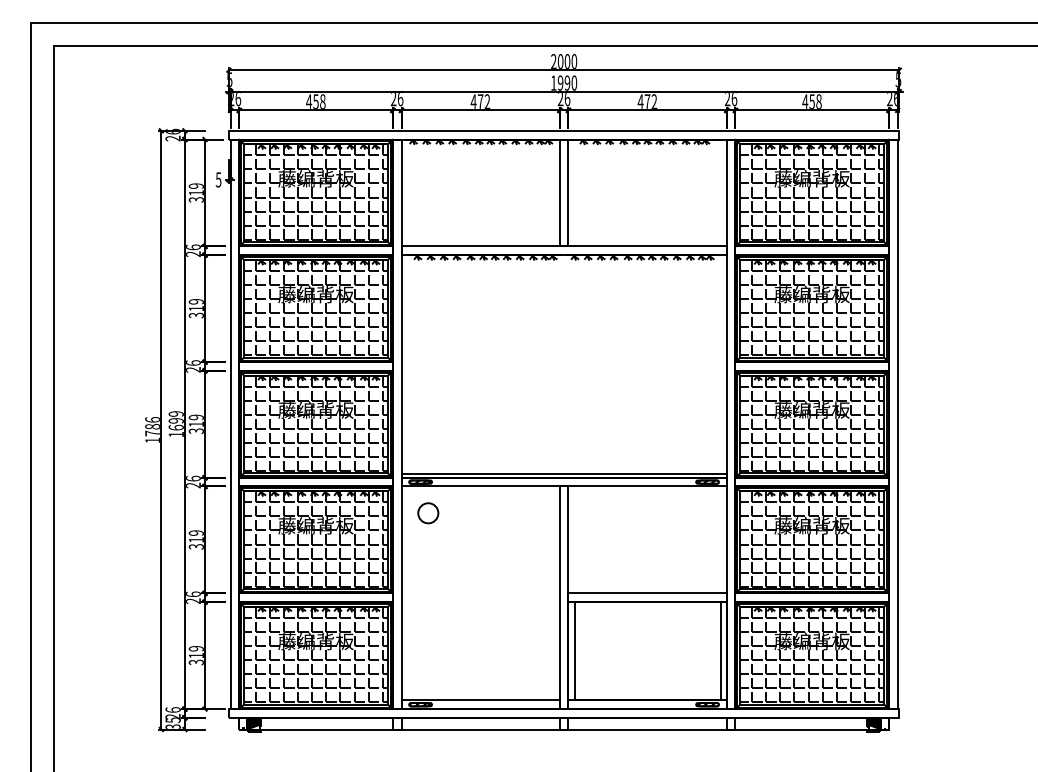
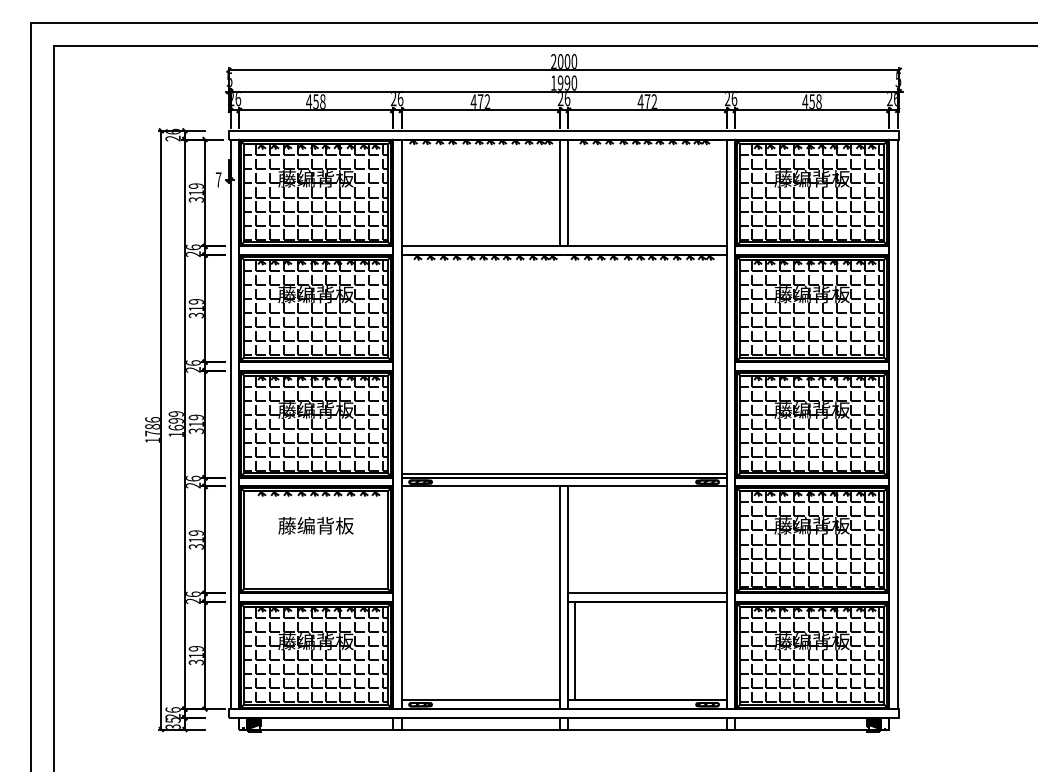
text: 5 -> 7 (218, 179)
circle: present -> none (428, 513)
hatch: present -> none (315, 539)
line: present -> none (720, 650)
